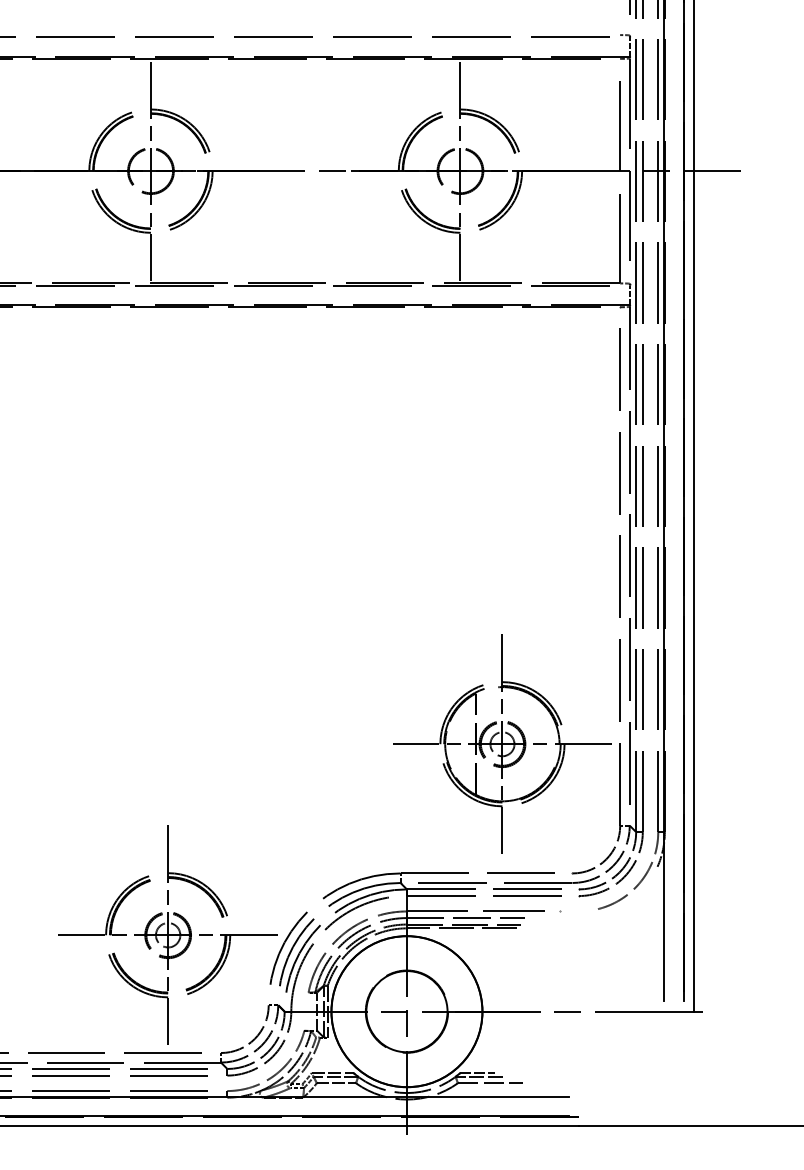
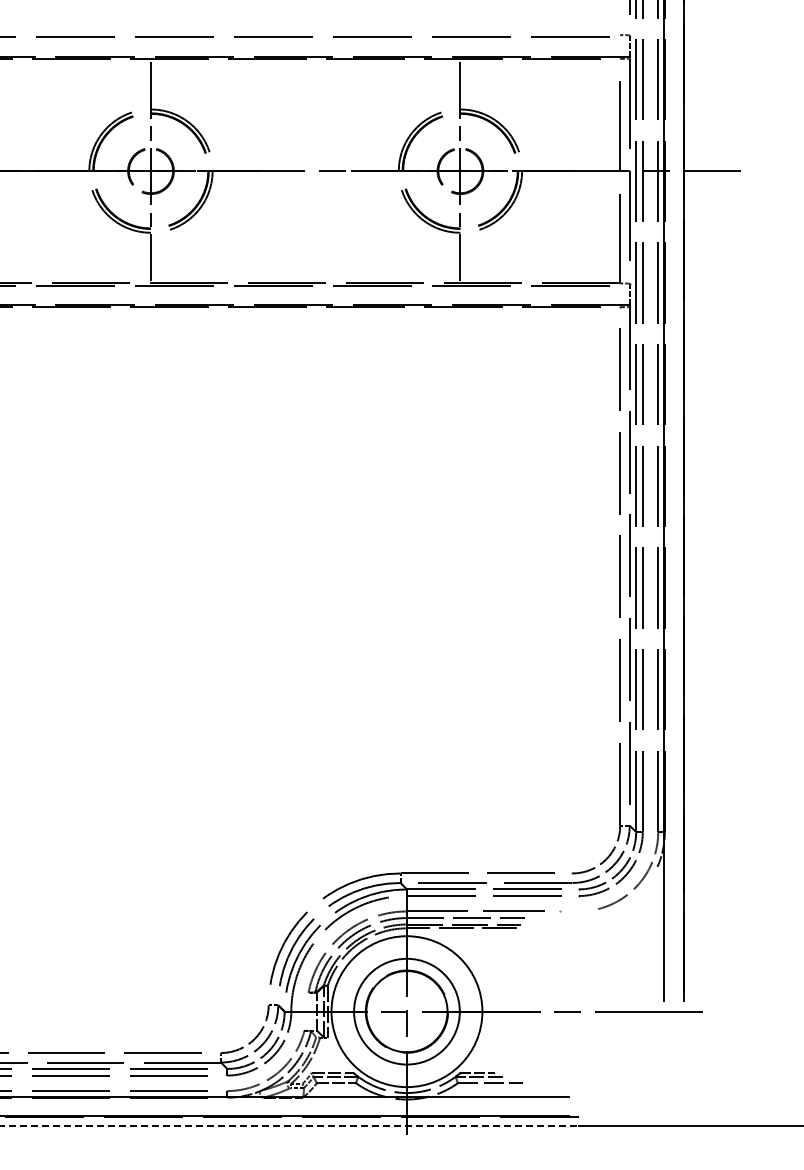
line: present -> none (693, 506)
part: present -> none (502, 743)
part: present -> none (167, 934)
circle diameter: 151 px -> 106 px (406, 1011)
line: solid -> dashed (290, 1126)
